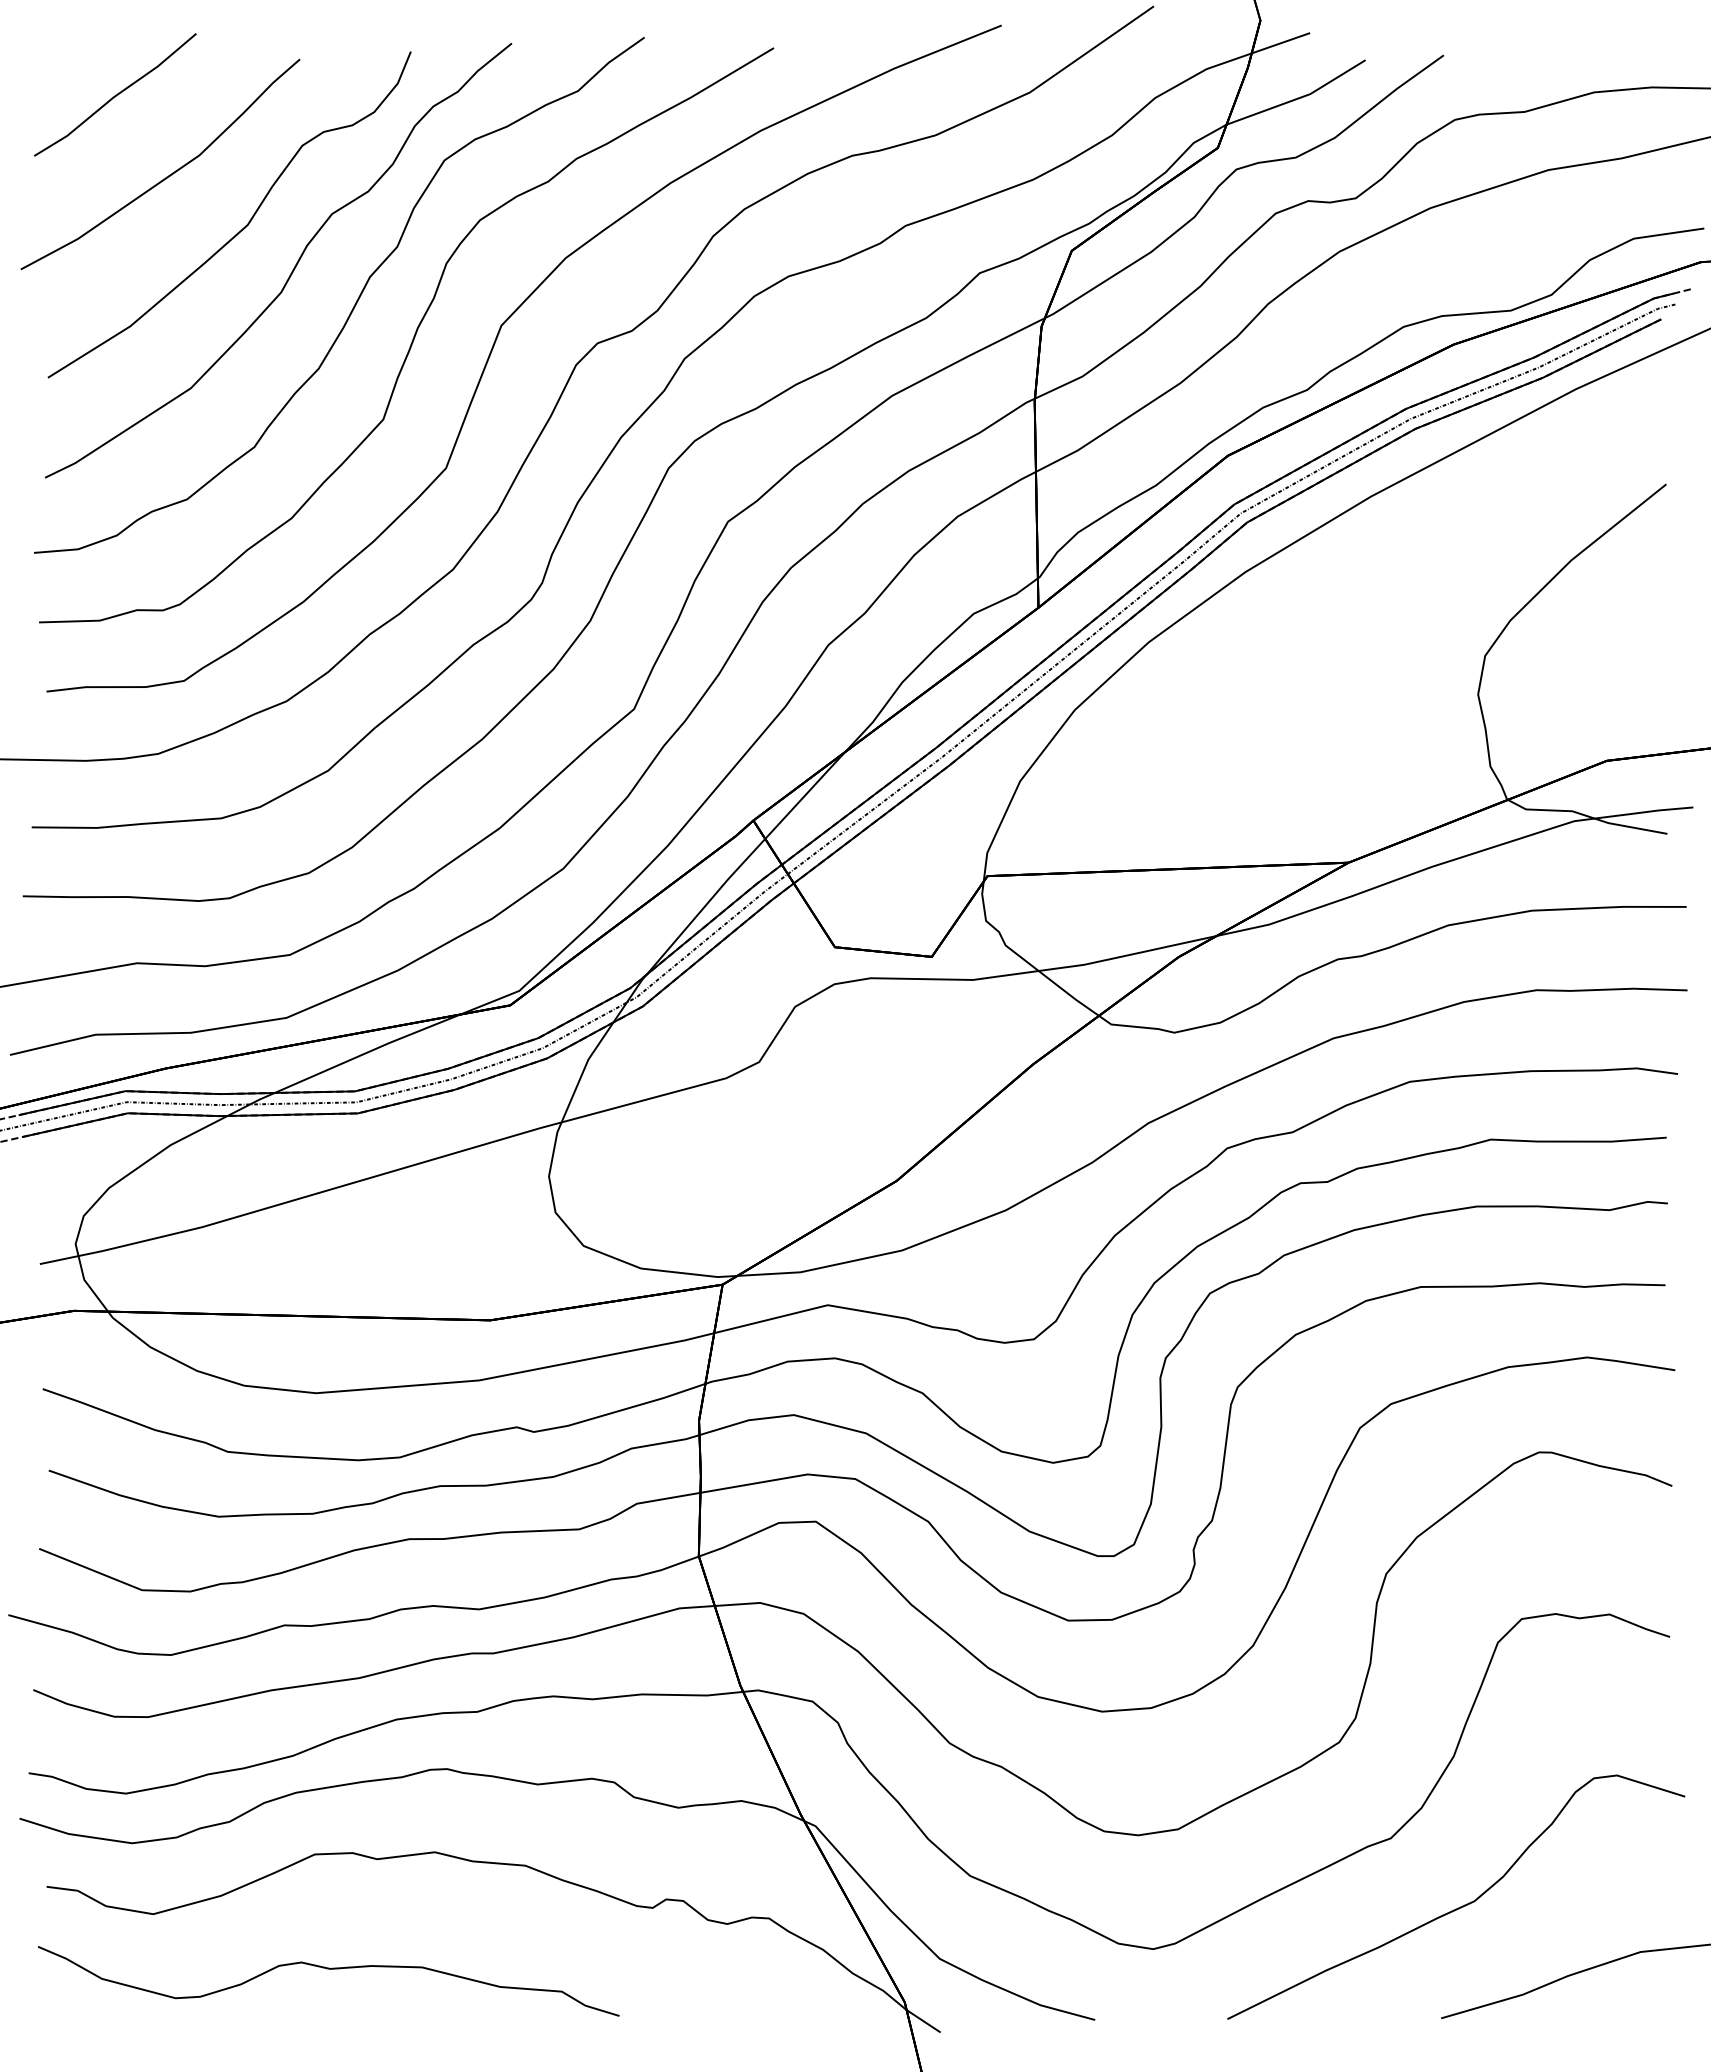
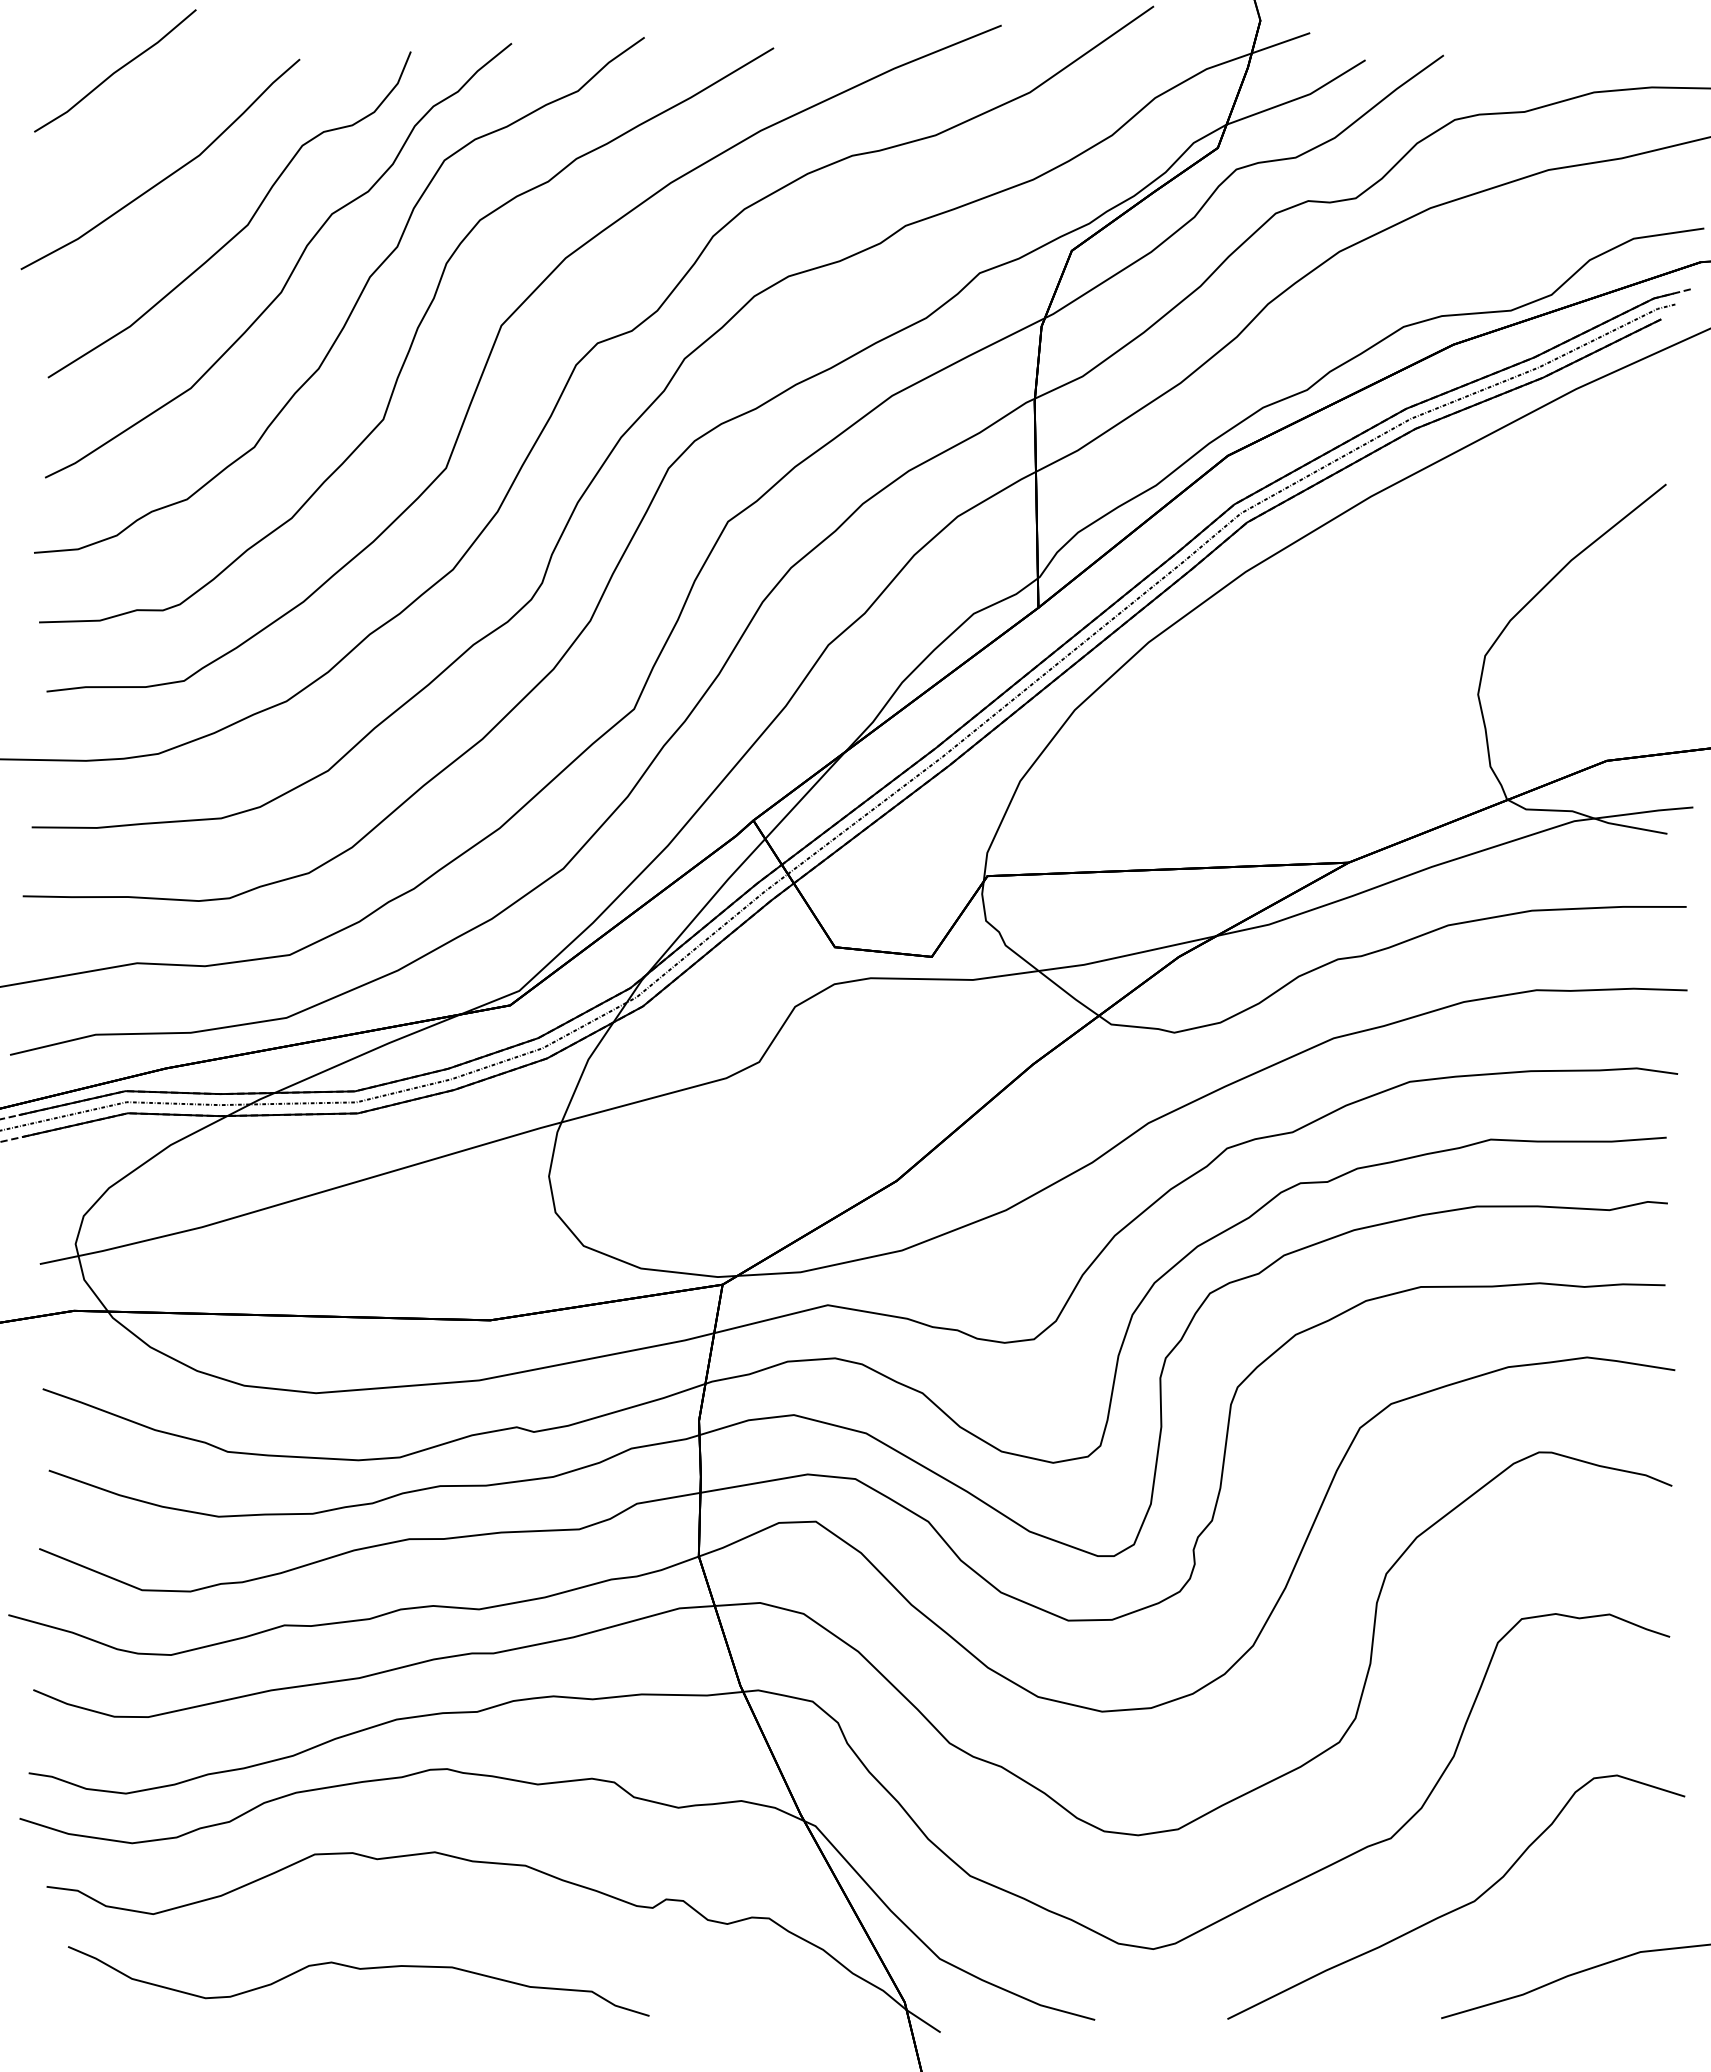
line position: (116, 94) -> (116, 70) (116, 70)
curve position: (328, 1969) -> (358, 1969) (358, 1969)
